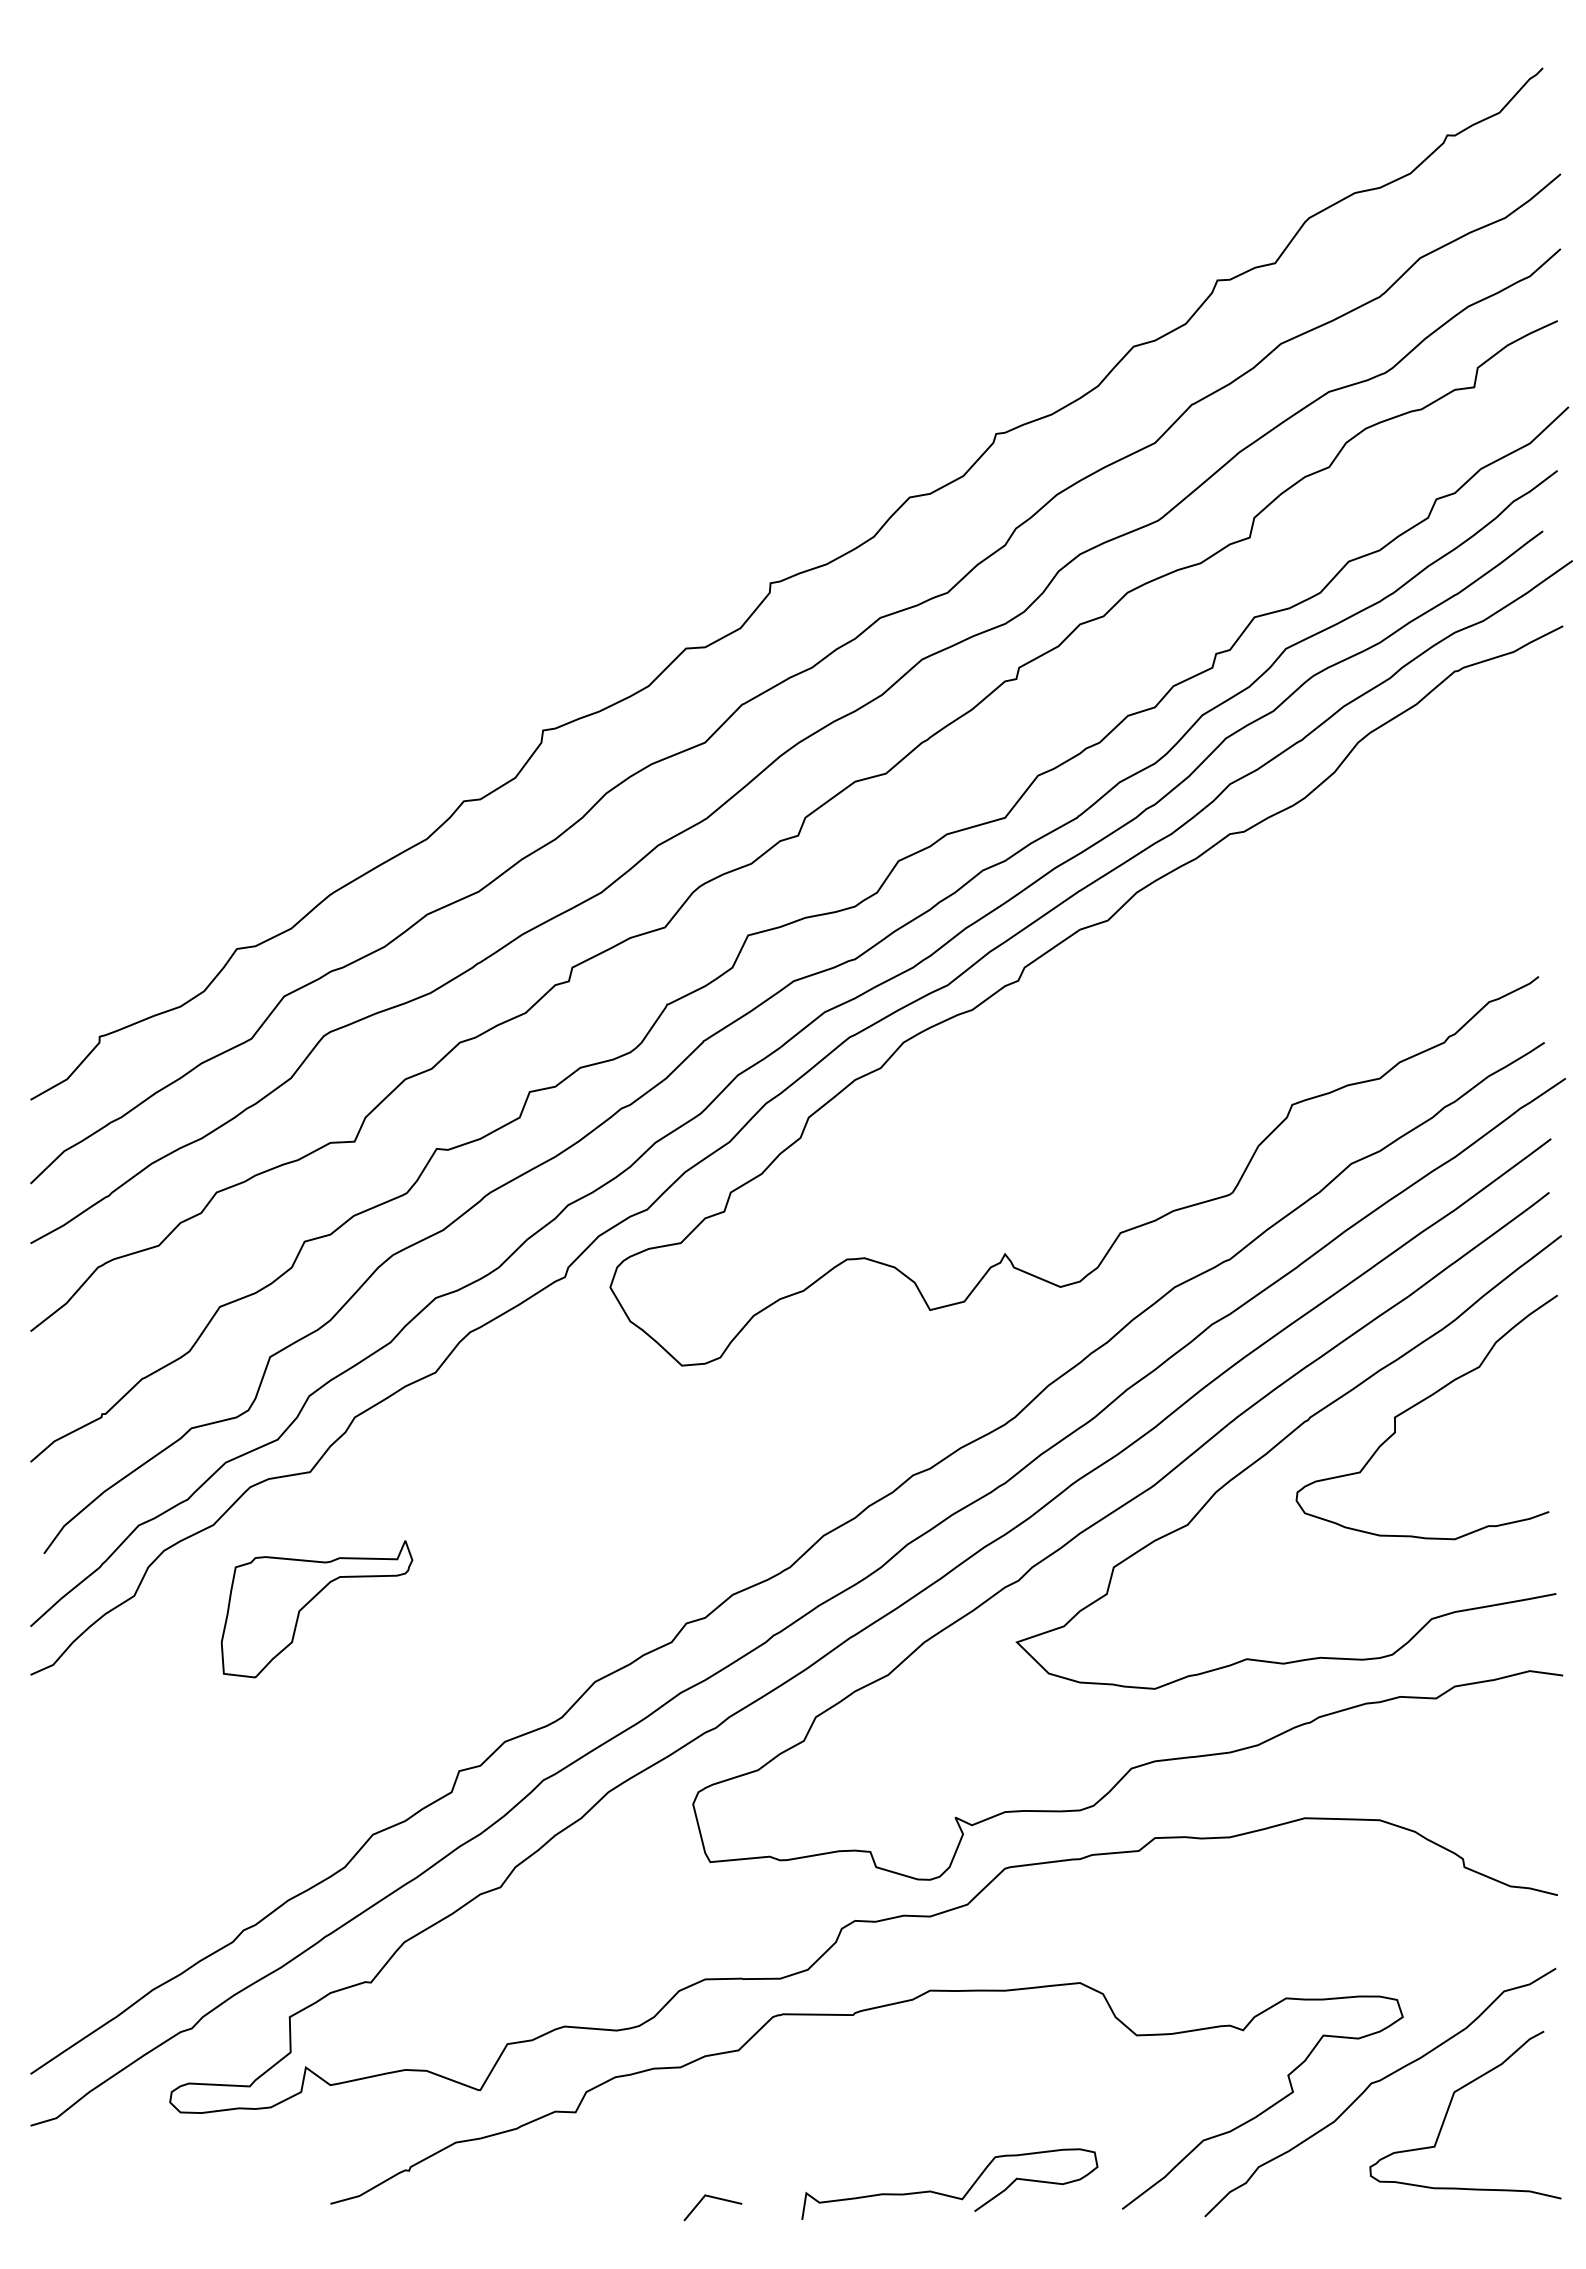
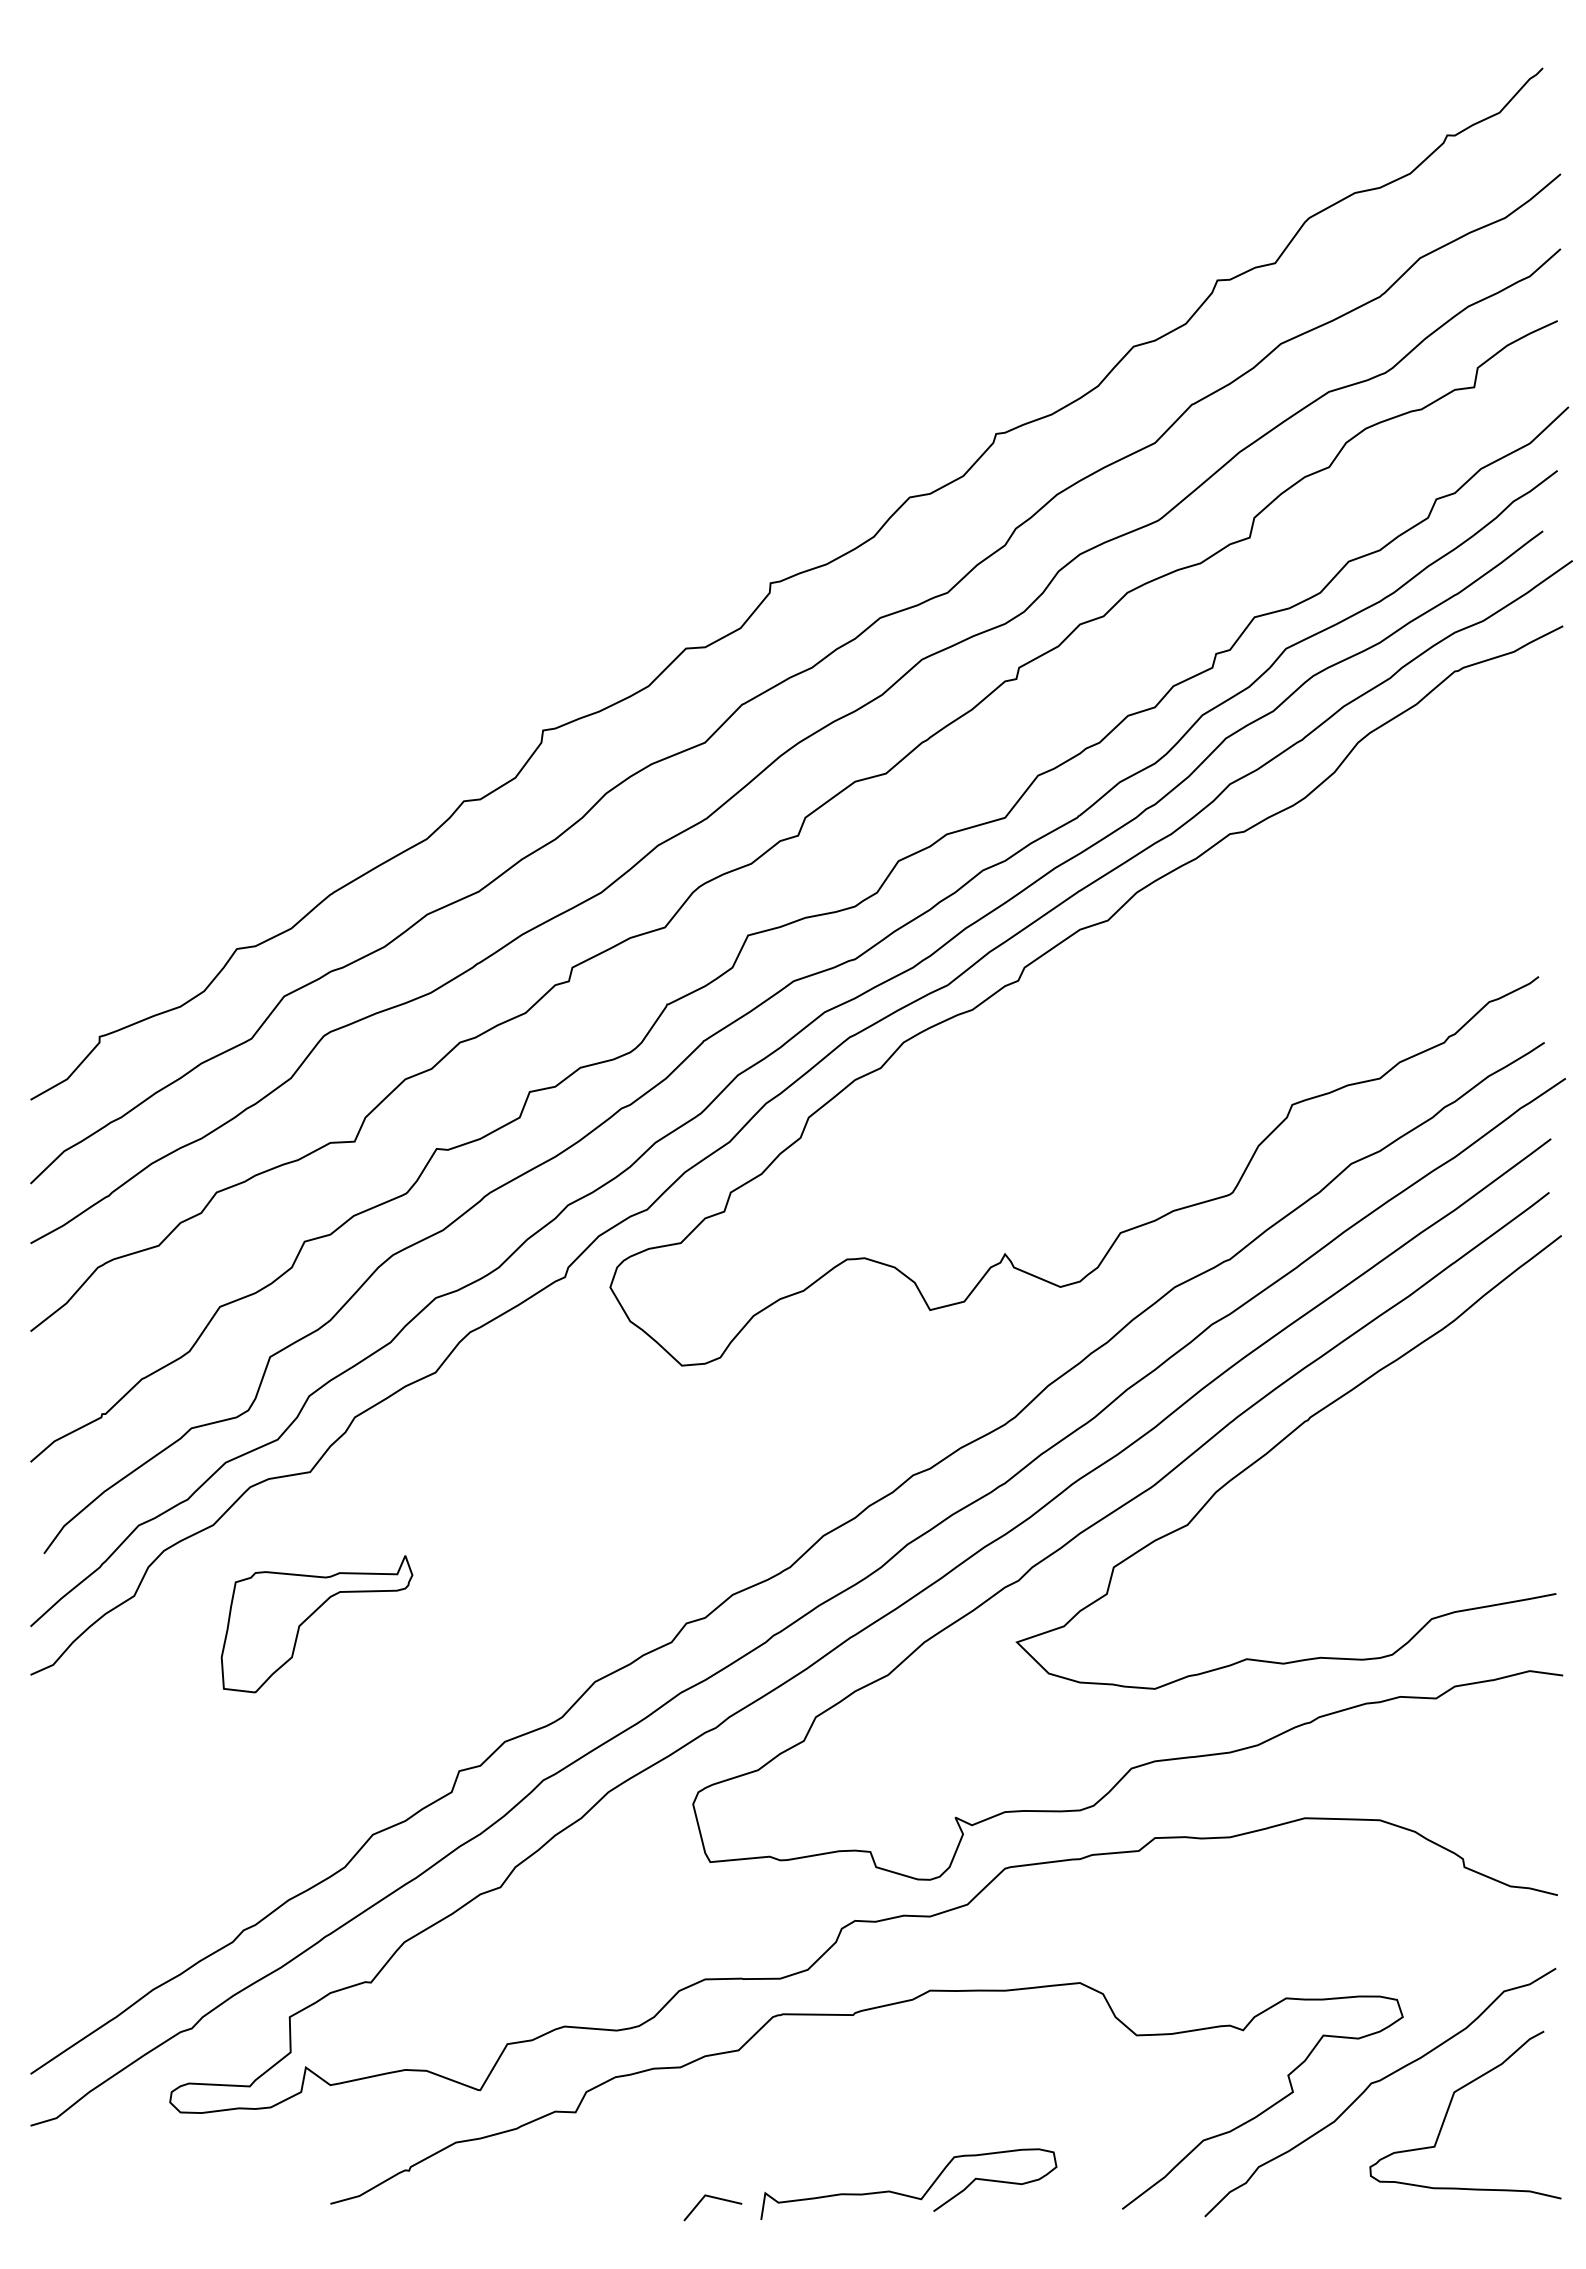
curve: present -> none (1420, 1403)
part position: (311, 1601) -> (311, 1616) (311, 1616)
curve position: (947, 2194) -> (906, 2194) (906, 2194)
